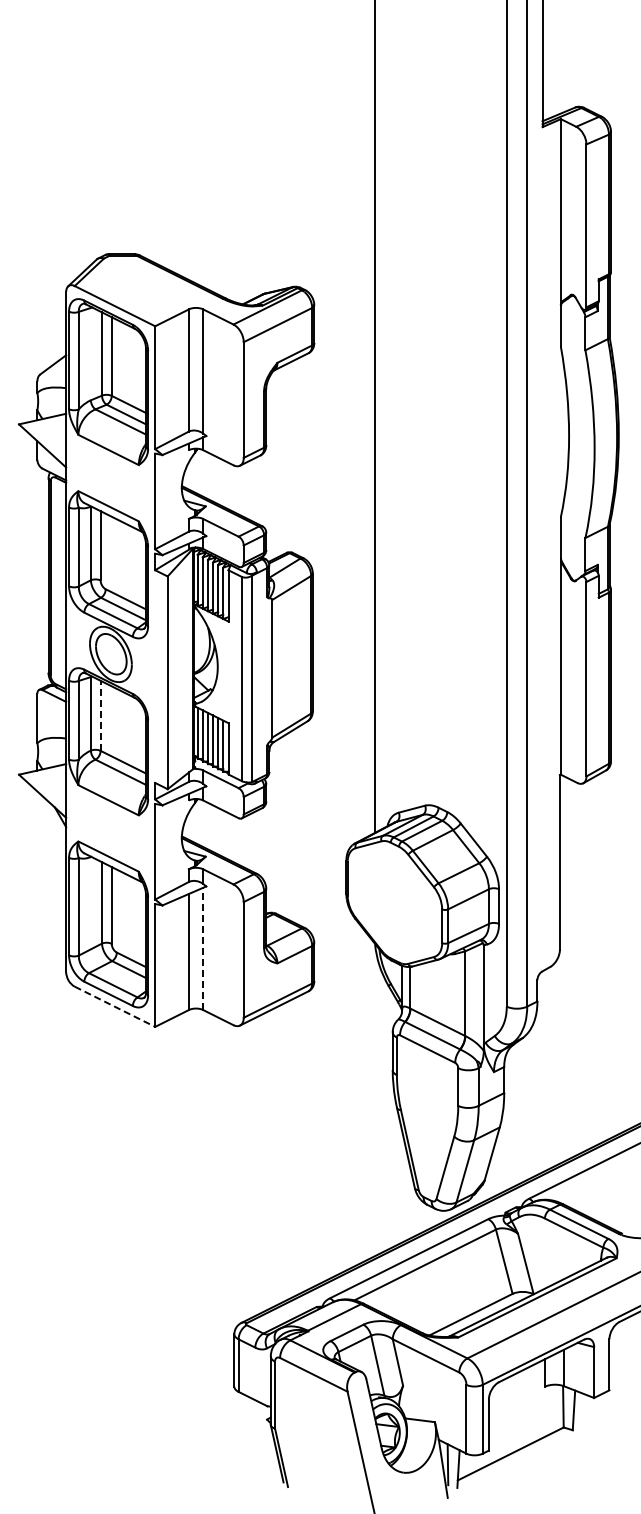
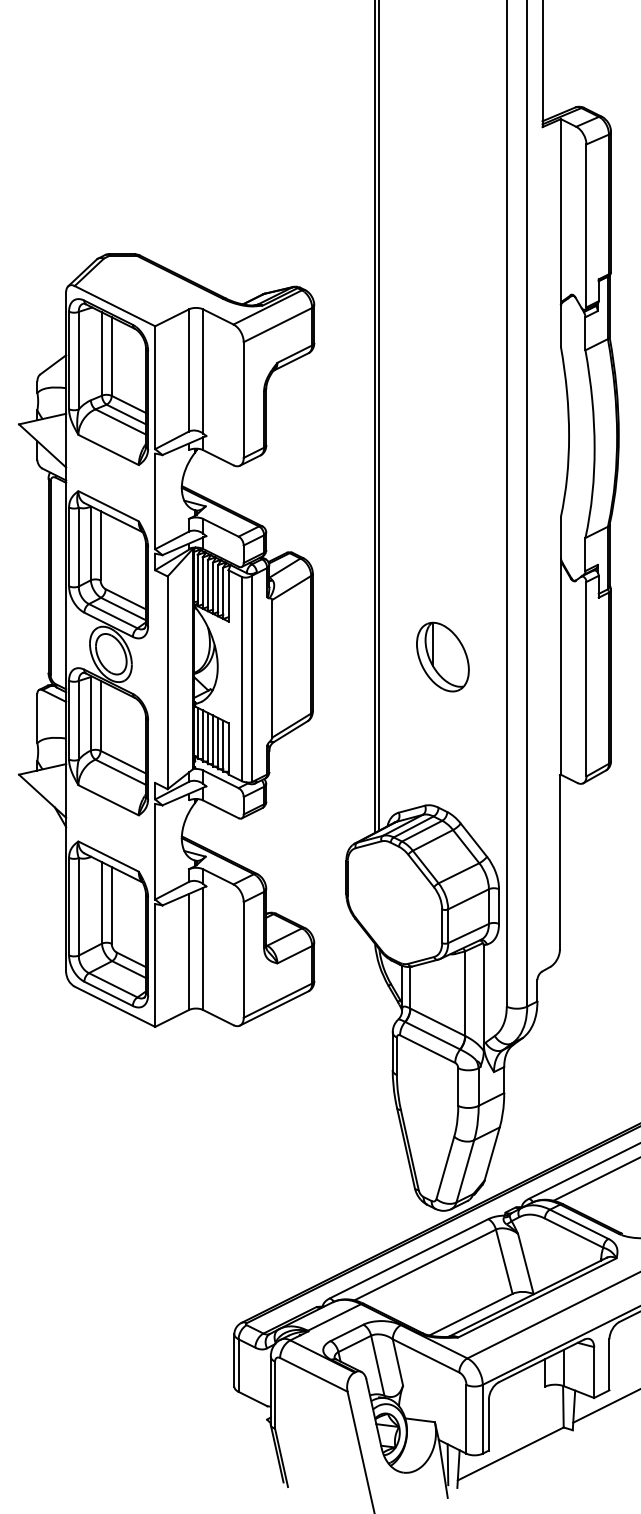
line: none -> present (379, 416)
part: none -> present (442, 656)
line: dashed -> solid (100, 715)
line: dashed -> solid (203, 948)
line: dashed -> solid (114, 1006)
line: none -> present (595, 1179)
line: none -> present (605, 1406)
